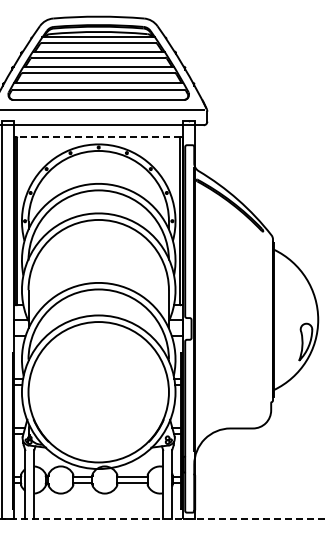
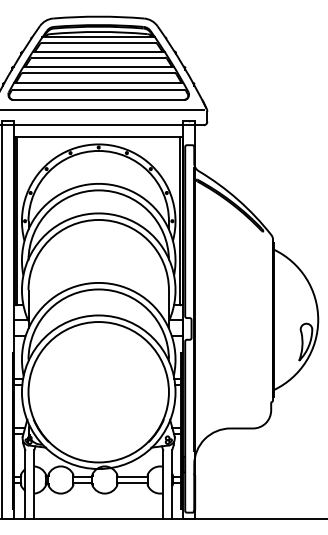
line: dashed -> solid (98, 137)
line: dashed -> solid (164, 518)
